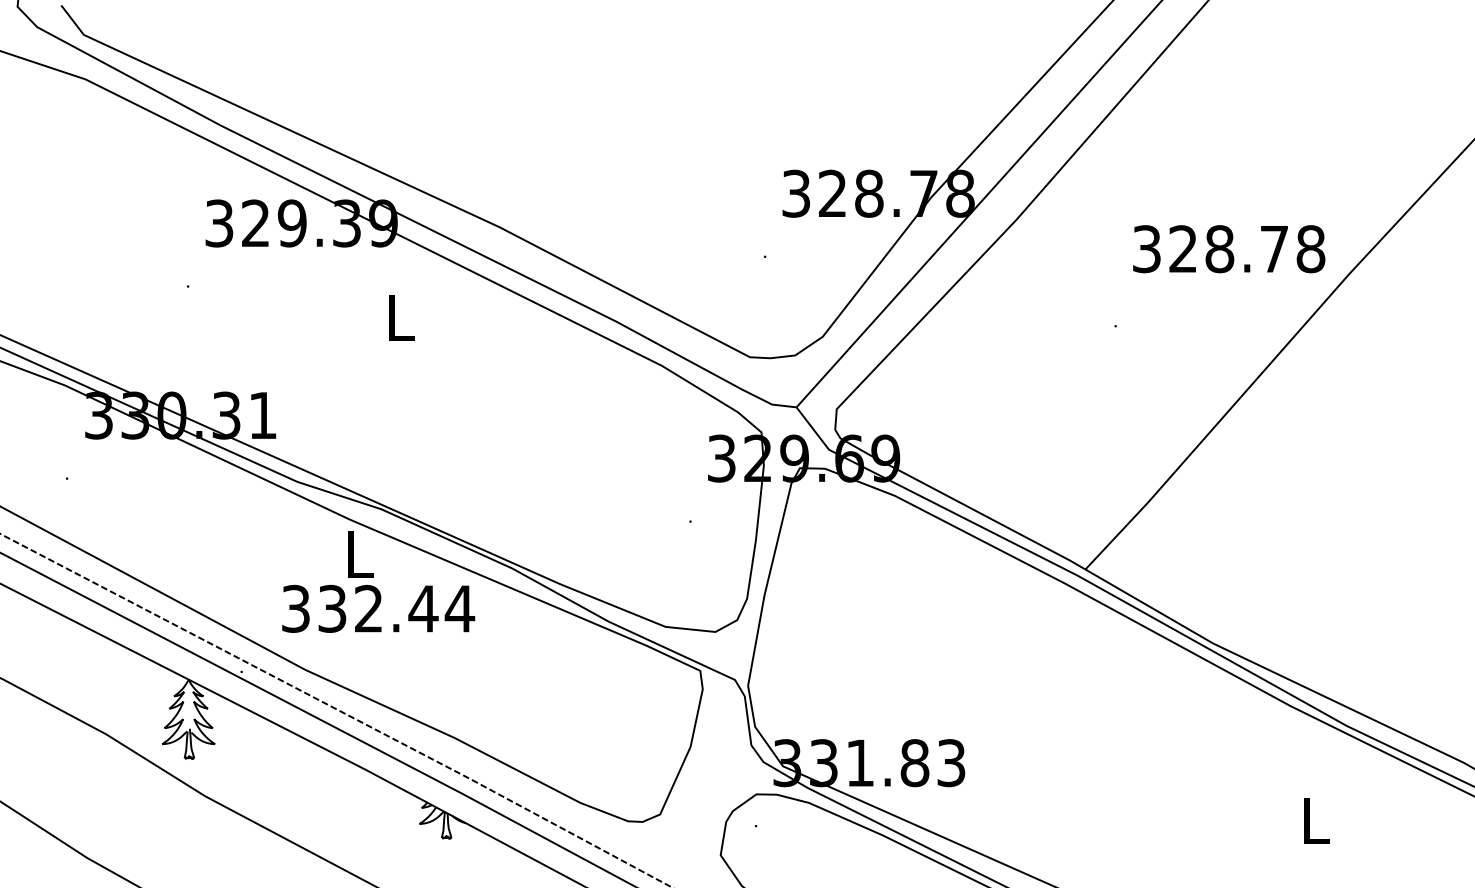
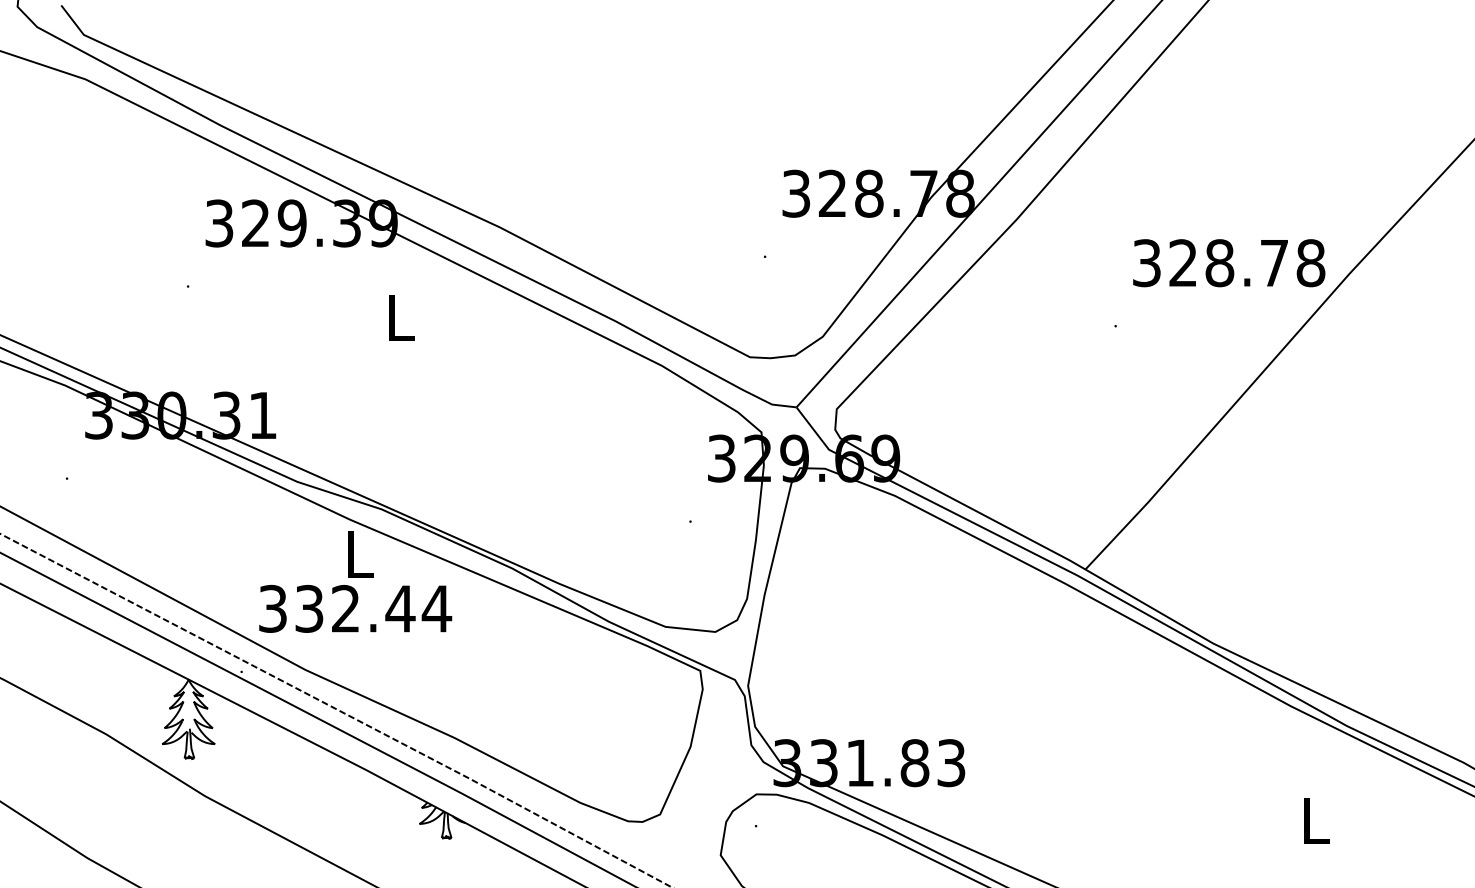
text position: (1229, 249) -> (1229, 263) (1229, 263)
text position: (378, 608) -> (355, 608) (355, 608)
